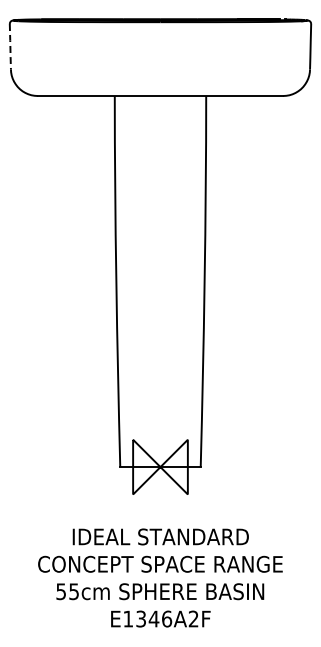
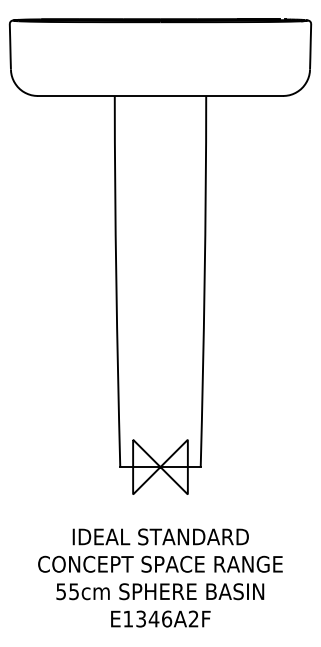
line: dashed -> solid (10, 47)
